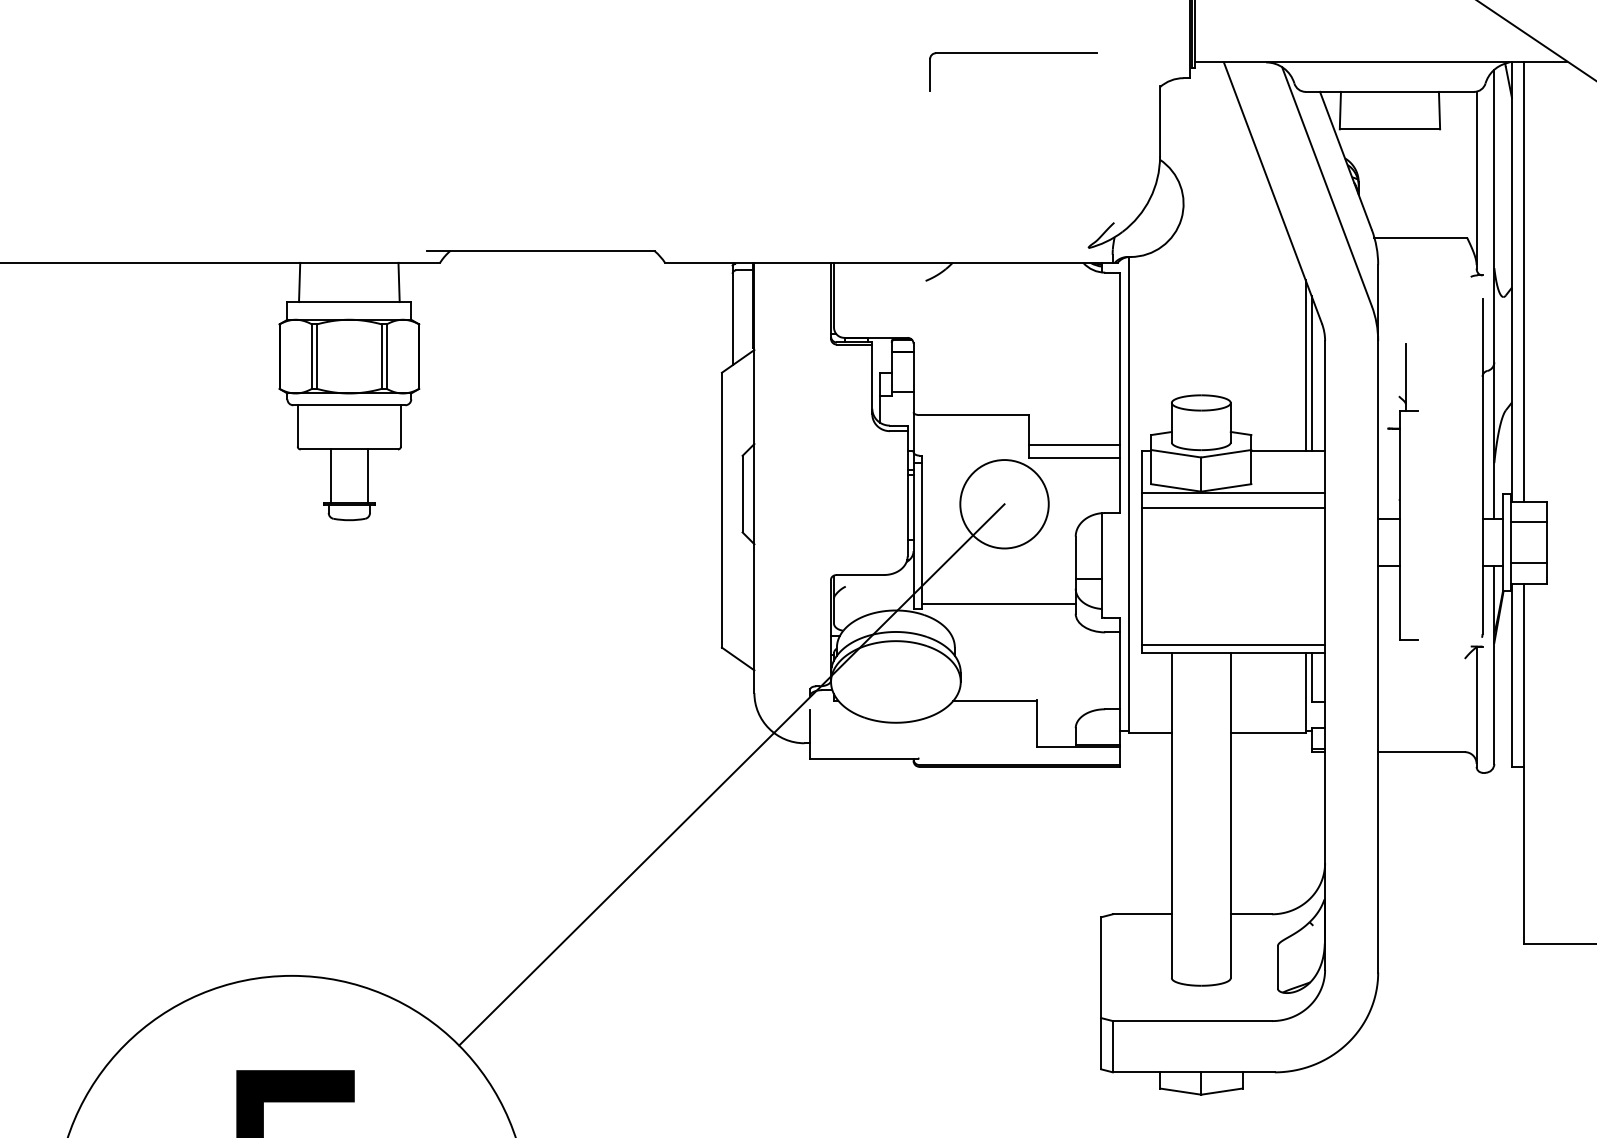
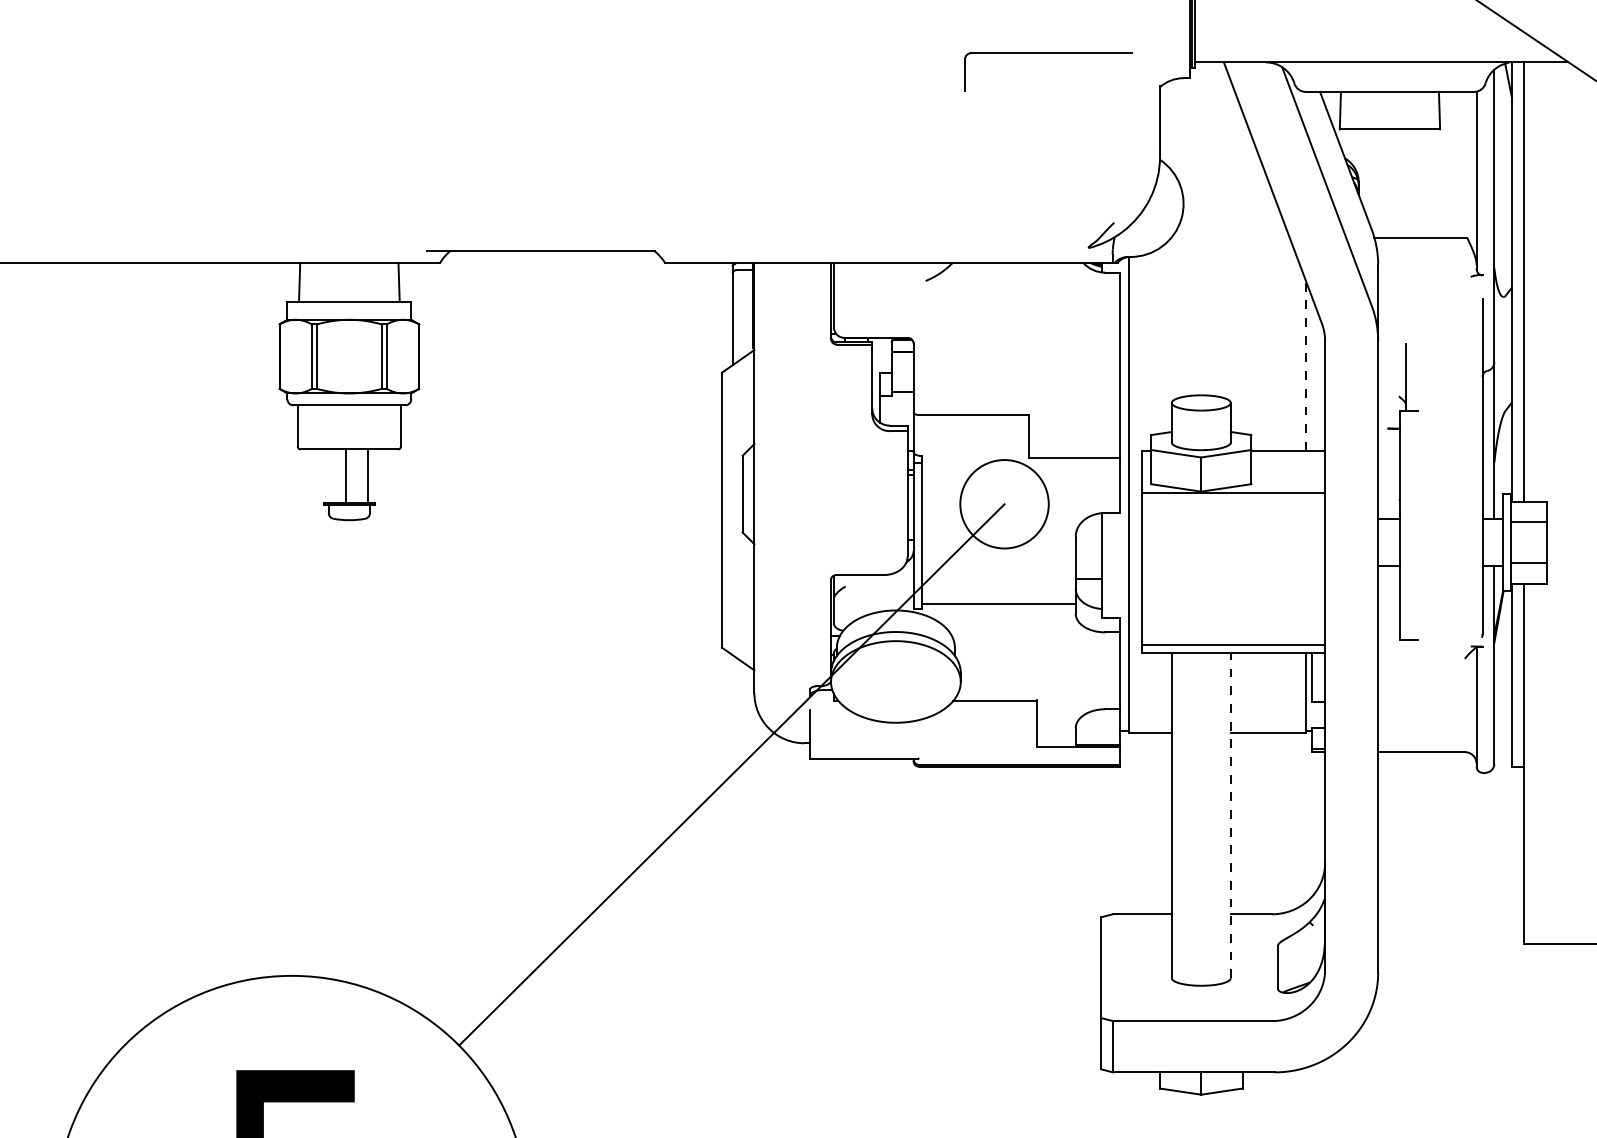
part position: (1013, 53) -> (1048, 53) (1048, 53)
line: solid -> dashed (1305, 364)
line: present -> none (1311, 372)
line: present -> none (1073, 445)
line position: (331, 475) -> (346, 475) (346, 475)
line: present -> none (1233, 507)
line: solid -> dashed (1230, 815)
